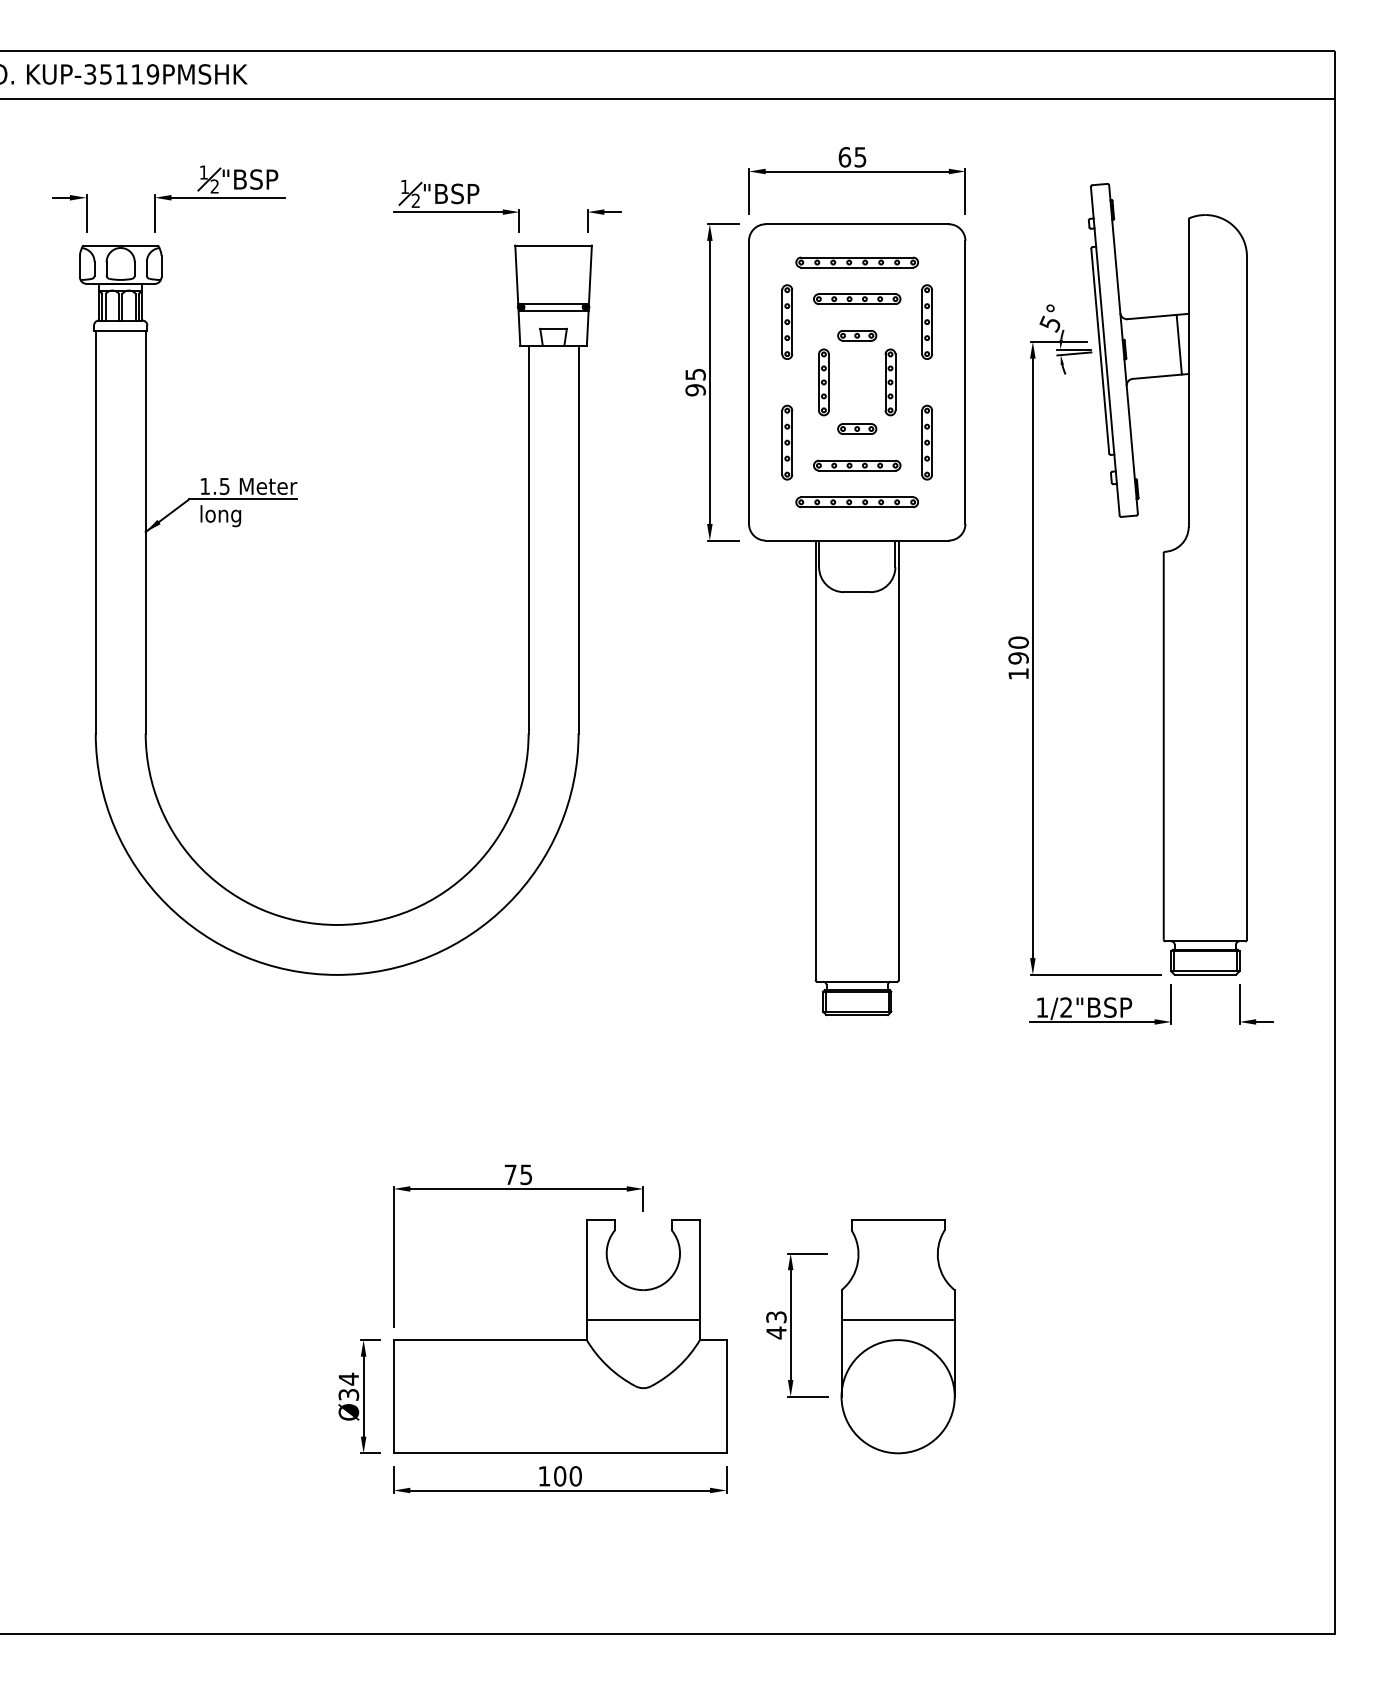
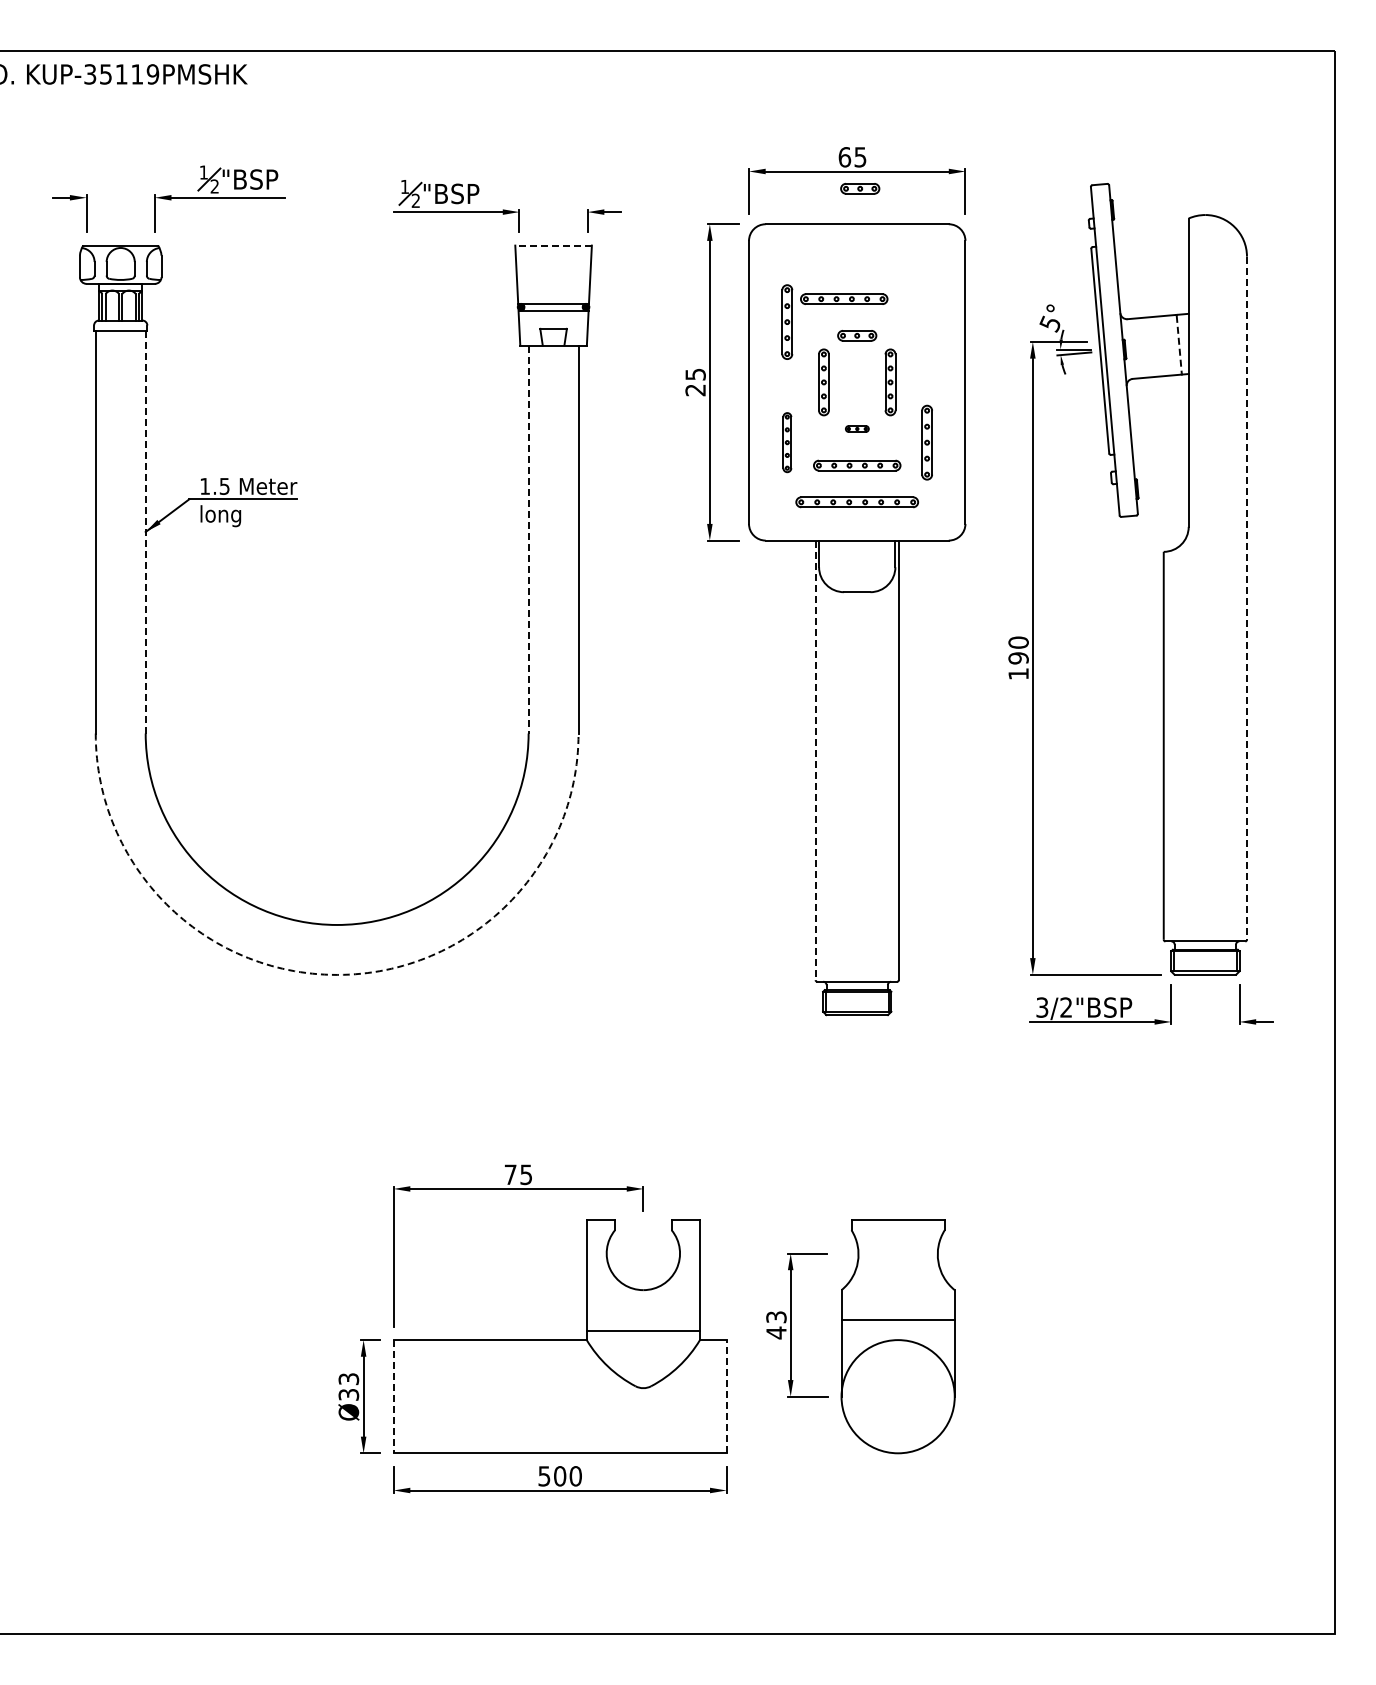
line: present -> none (668, 98)
part: none -> present (860, 188)
line: solid -> dashed (553, 245)
part: present -> none (857, 262)
part position: (857, 298) -> (844, 298) (844, 298)
part: present -> none (926, 321)
line: solid -> dashed (1179, 344)
text: 95 -> 25 (695, 390)
part size: 41x12 px -> 25x8 px (857, 428)
part size: 13x77 px -> 11x62 px (787, 442)
line: solid -> dashed (145, 532)
line: solid -> dashed (528, 540)
line: solid -> dashed (1246, 598)
line: solid -> dashed (815, 760)
arc: solid -> dashed (337, 974)
text: 1/2"BSP -> 3/2"BSP (1042, 1007)
line position: (642, 1320) -> (642, 1331) (642, 1331)
text: Ø34 -> Ø33 (348, 1378)
line: solid -> dashed (393, 1396)
line: solid -> dashed (726, 1396)
text: 100 -> 500 (544, 1476)
